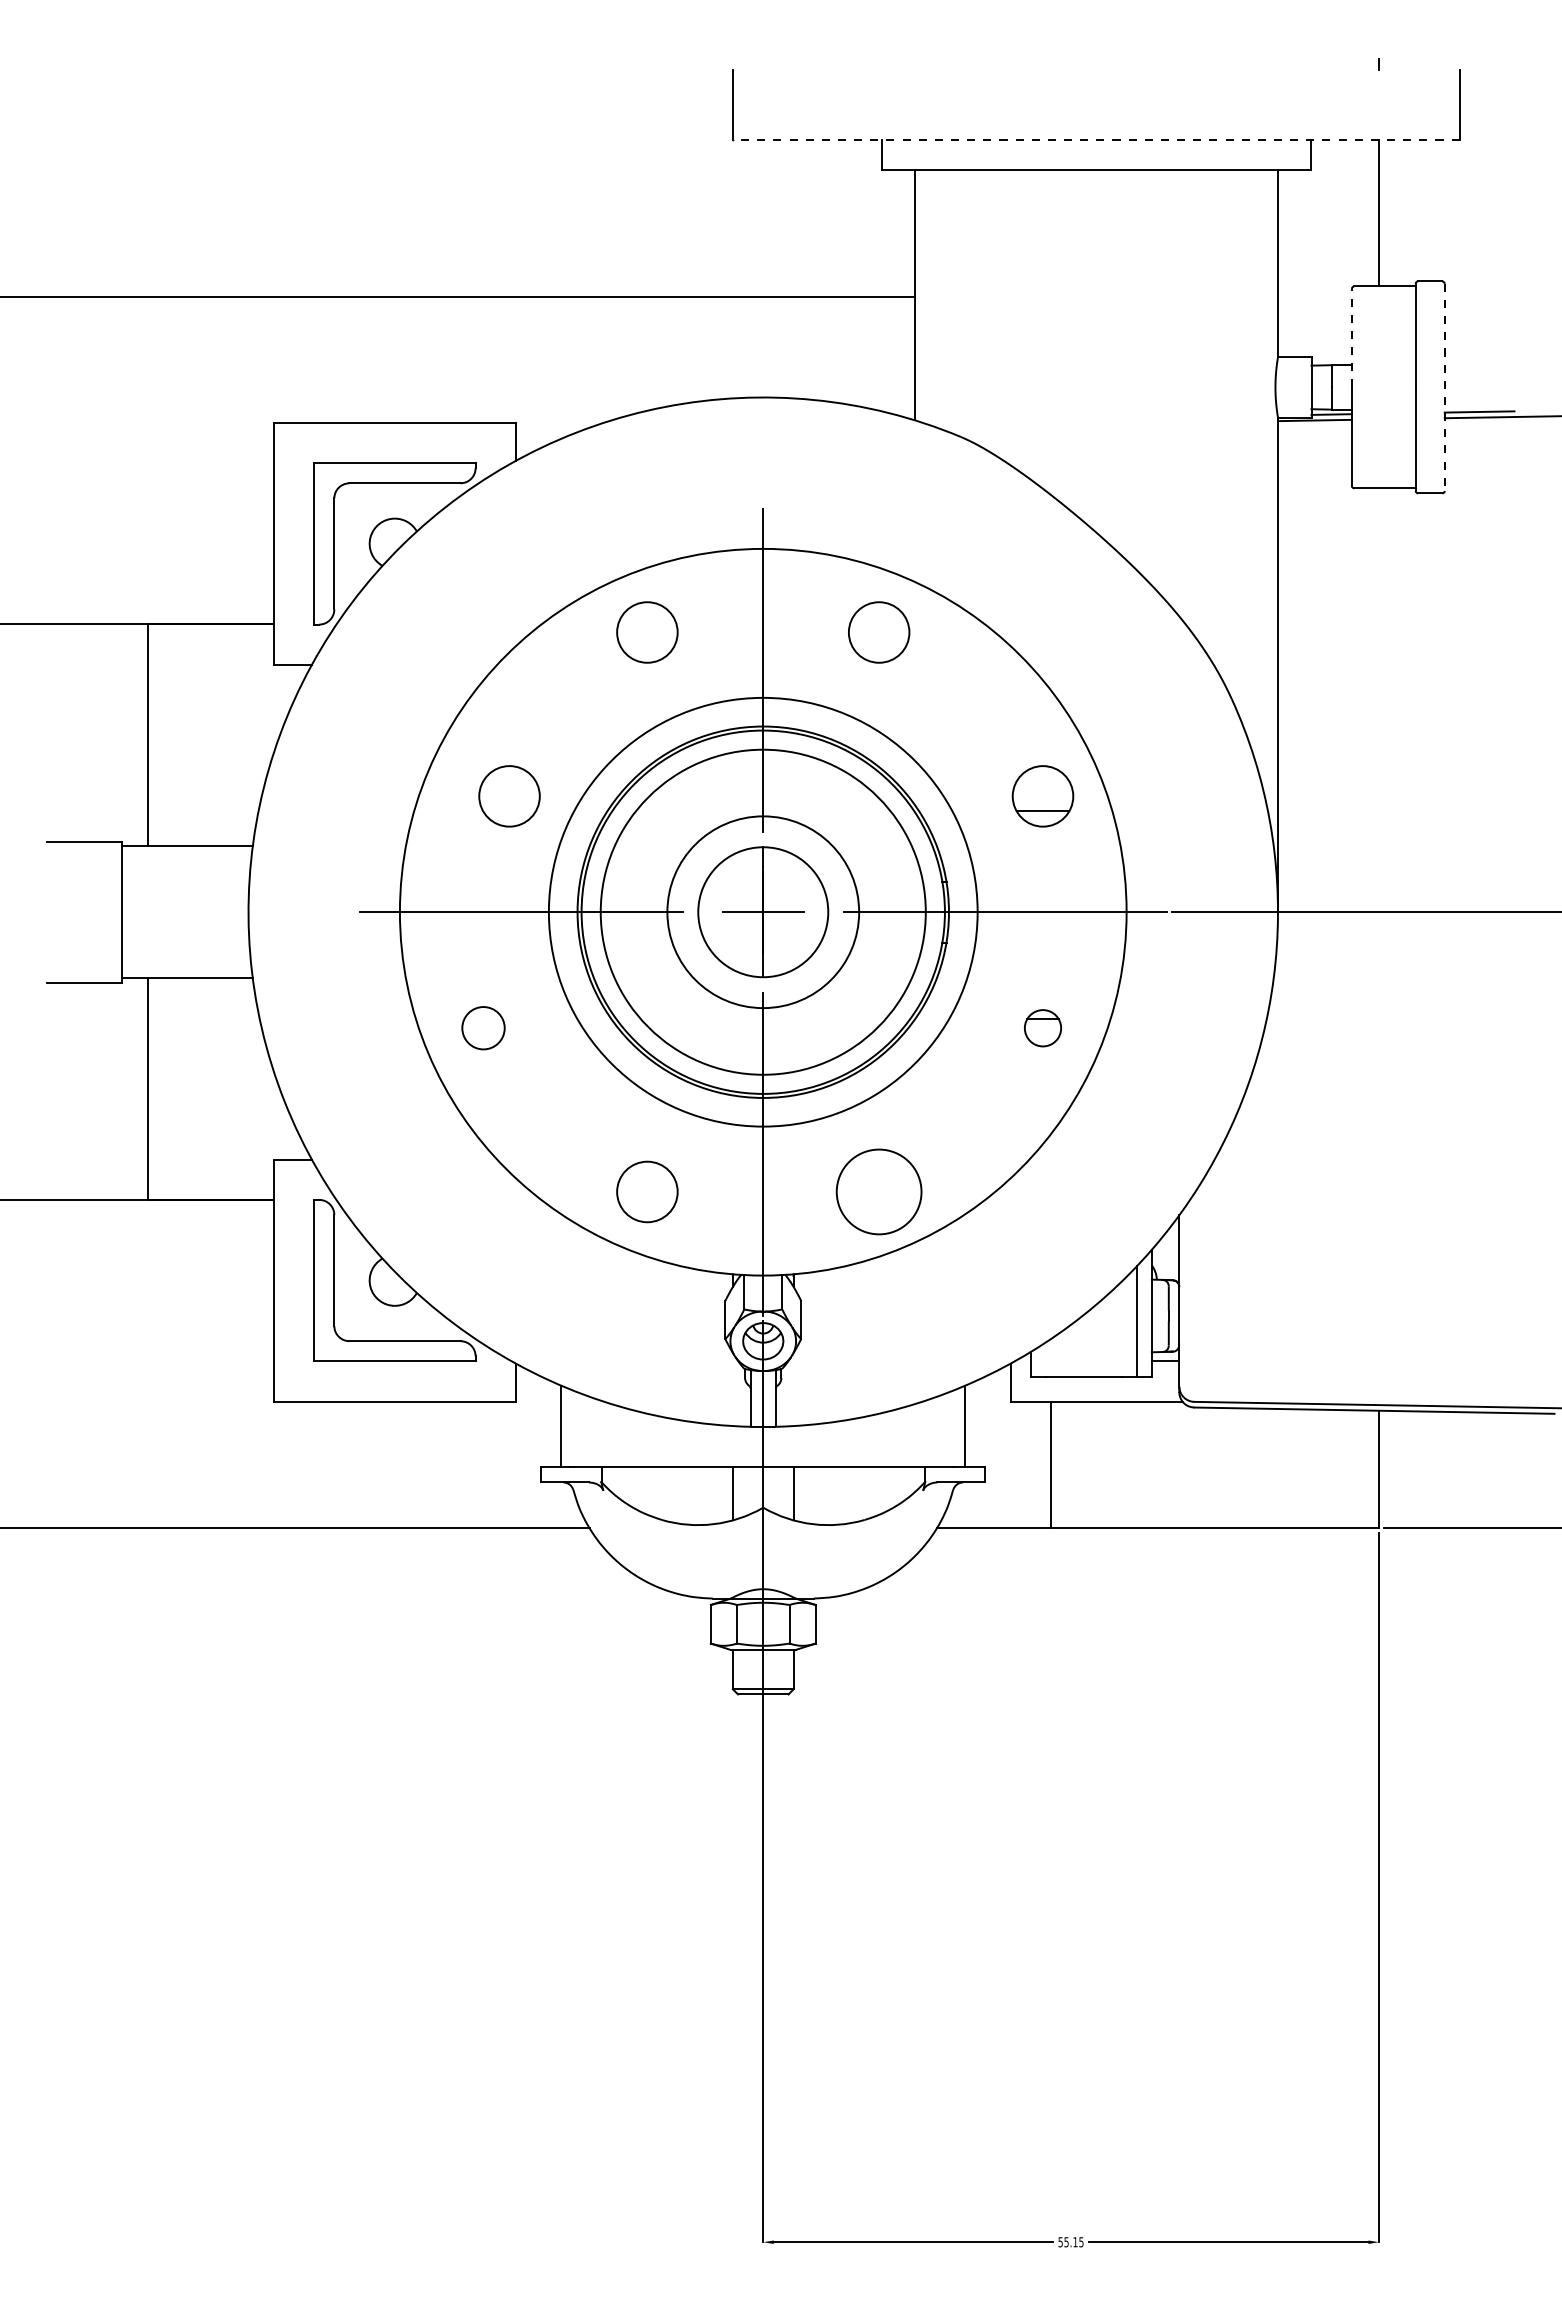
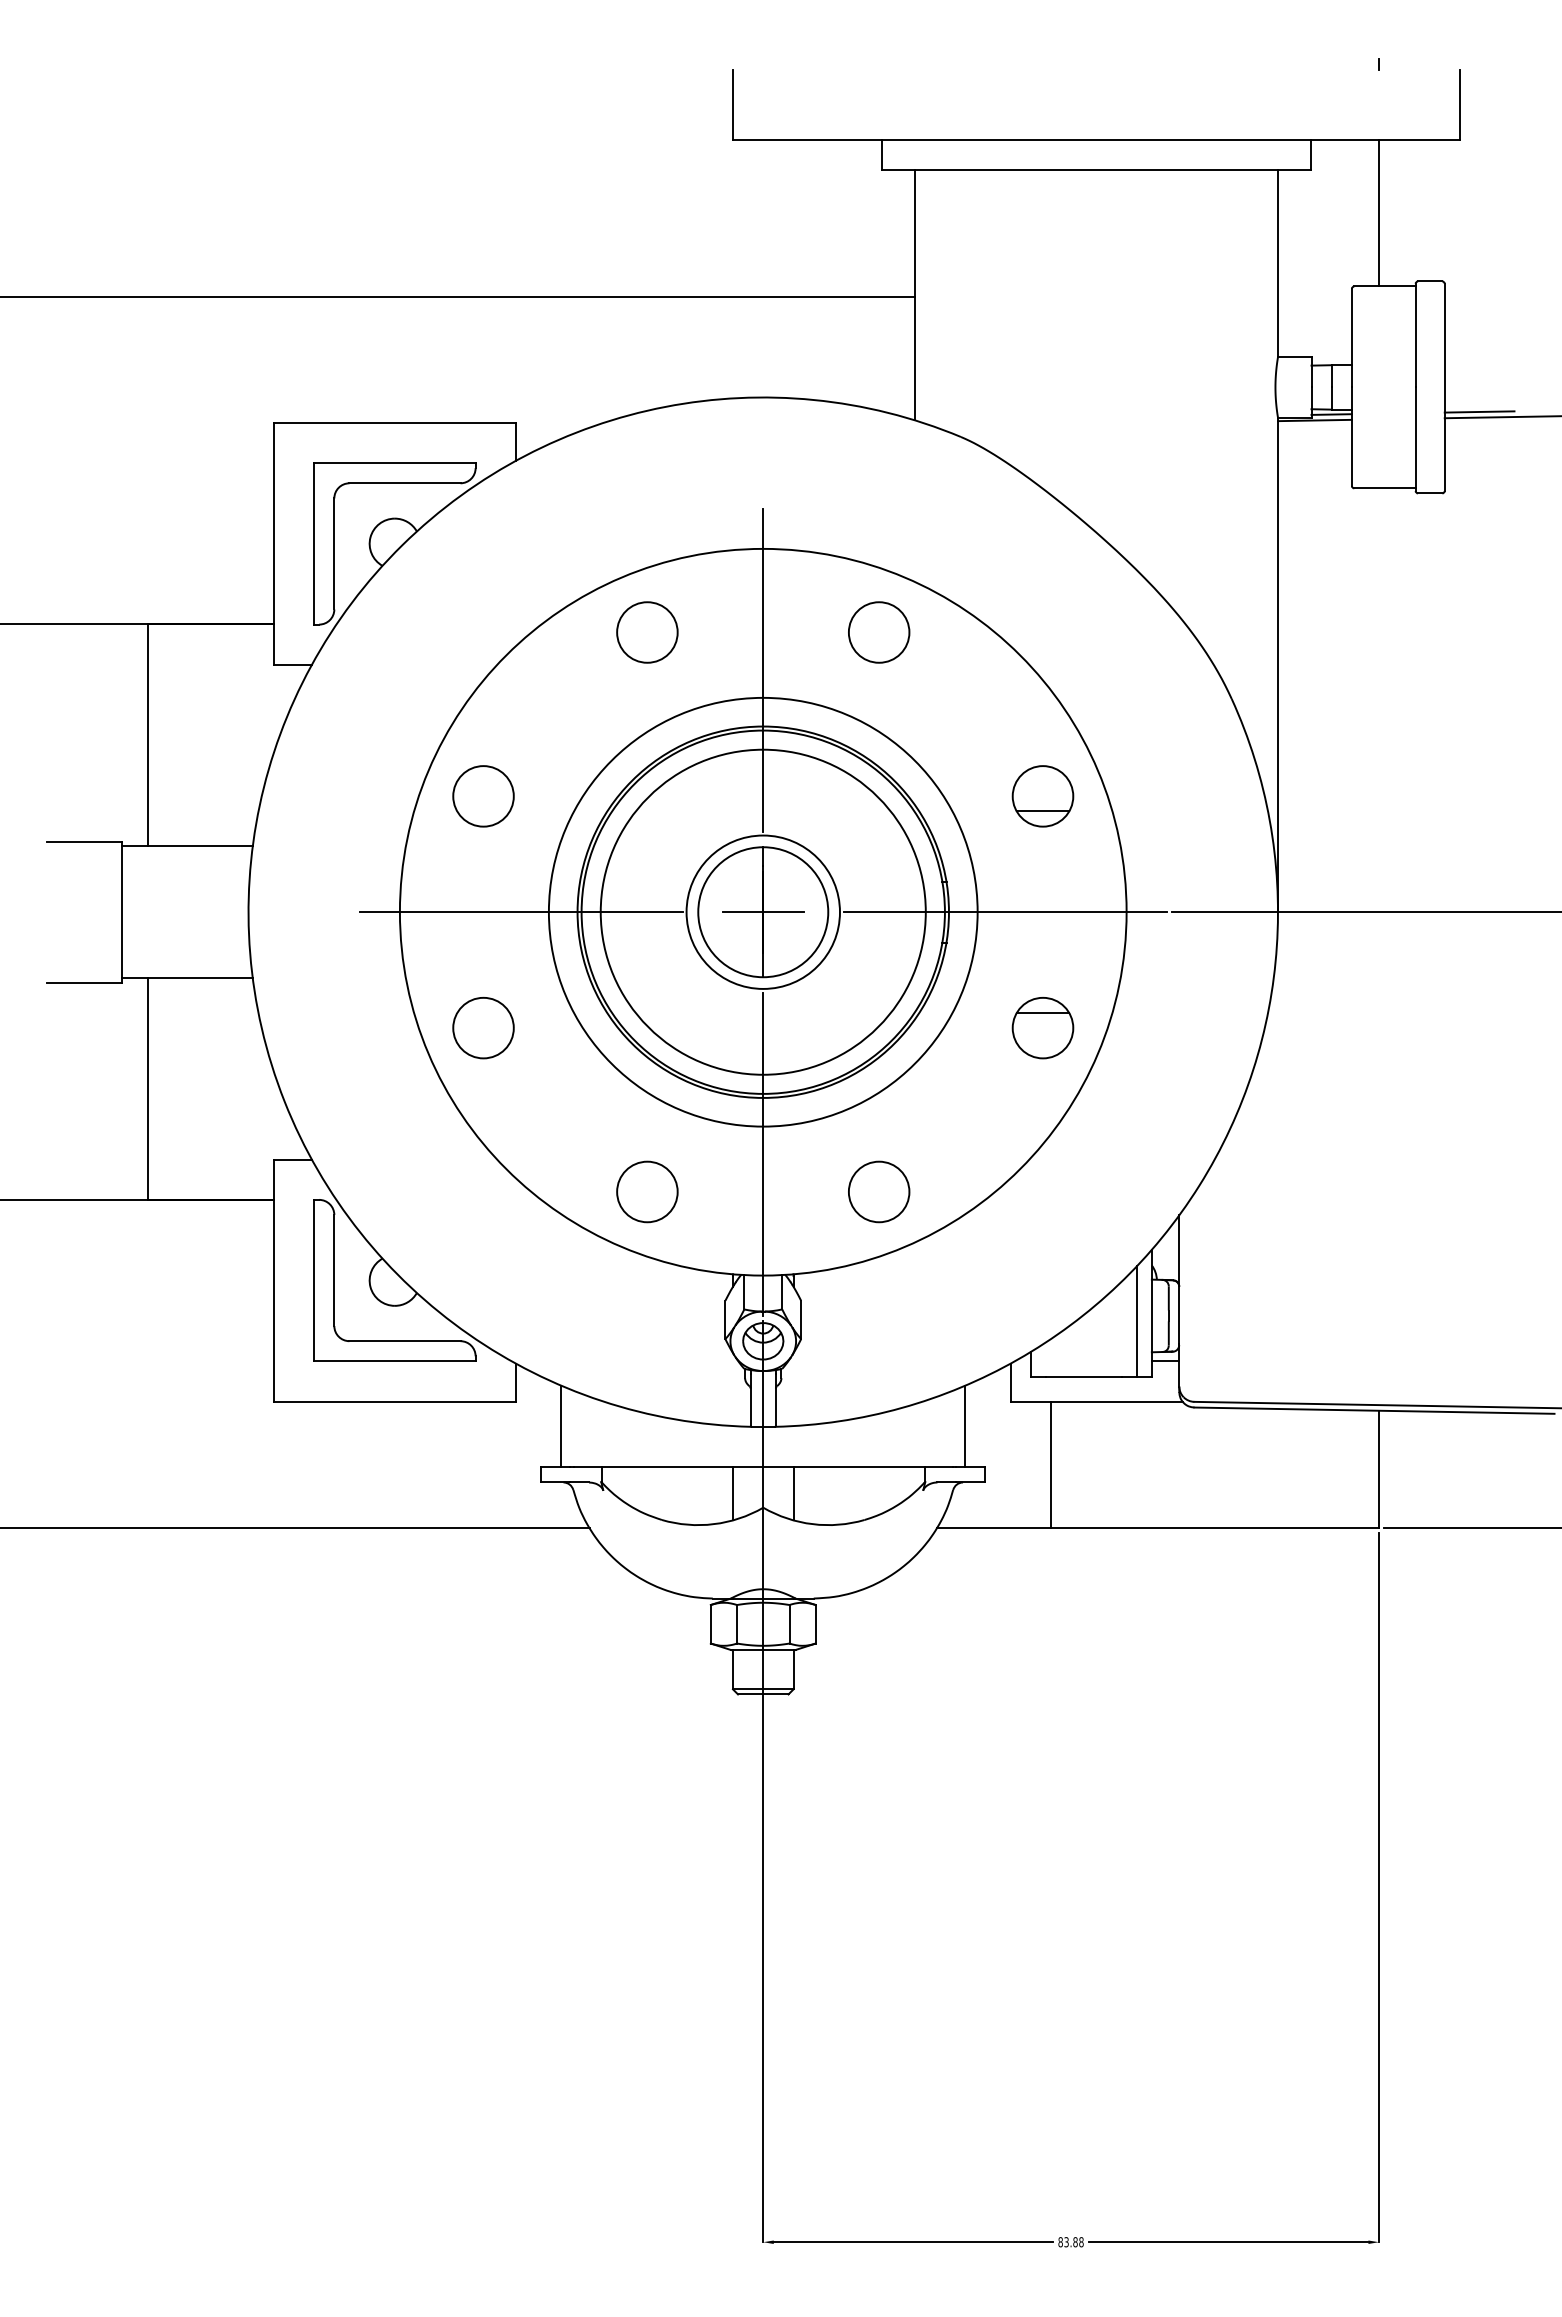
line: dashed -> solid (1095, 140)
line: dashed -> solid (1351, 337)
line: dashed -> solid (1444, 387)
circle position: (509, 796) -> (483, 796) (483, 796)
circle diameter: 192 px -> 153 px (762, 911)
circle size: 45x45 px -> 63x63 px (483, 1028)
part size: 39x39 px -> 64x63 px (1042, 1028)
circle diameter: 85 px -> 61 px (878, 1191)
text: 55.15 -> 83.88 (1070, 2242)
